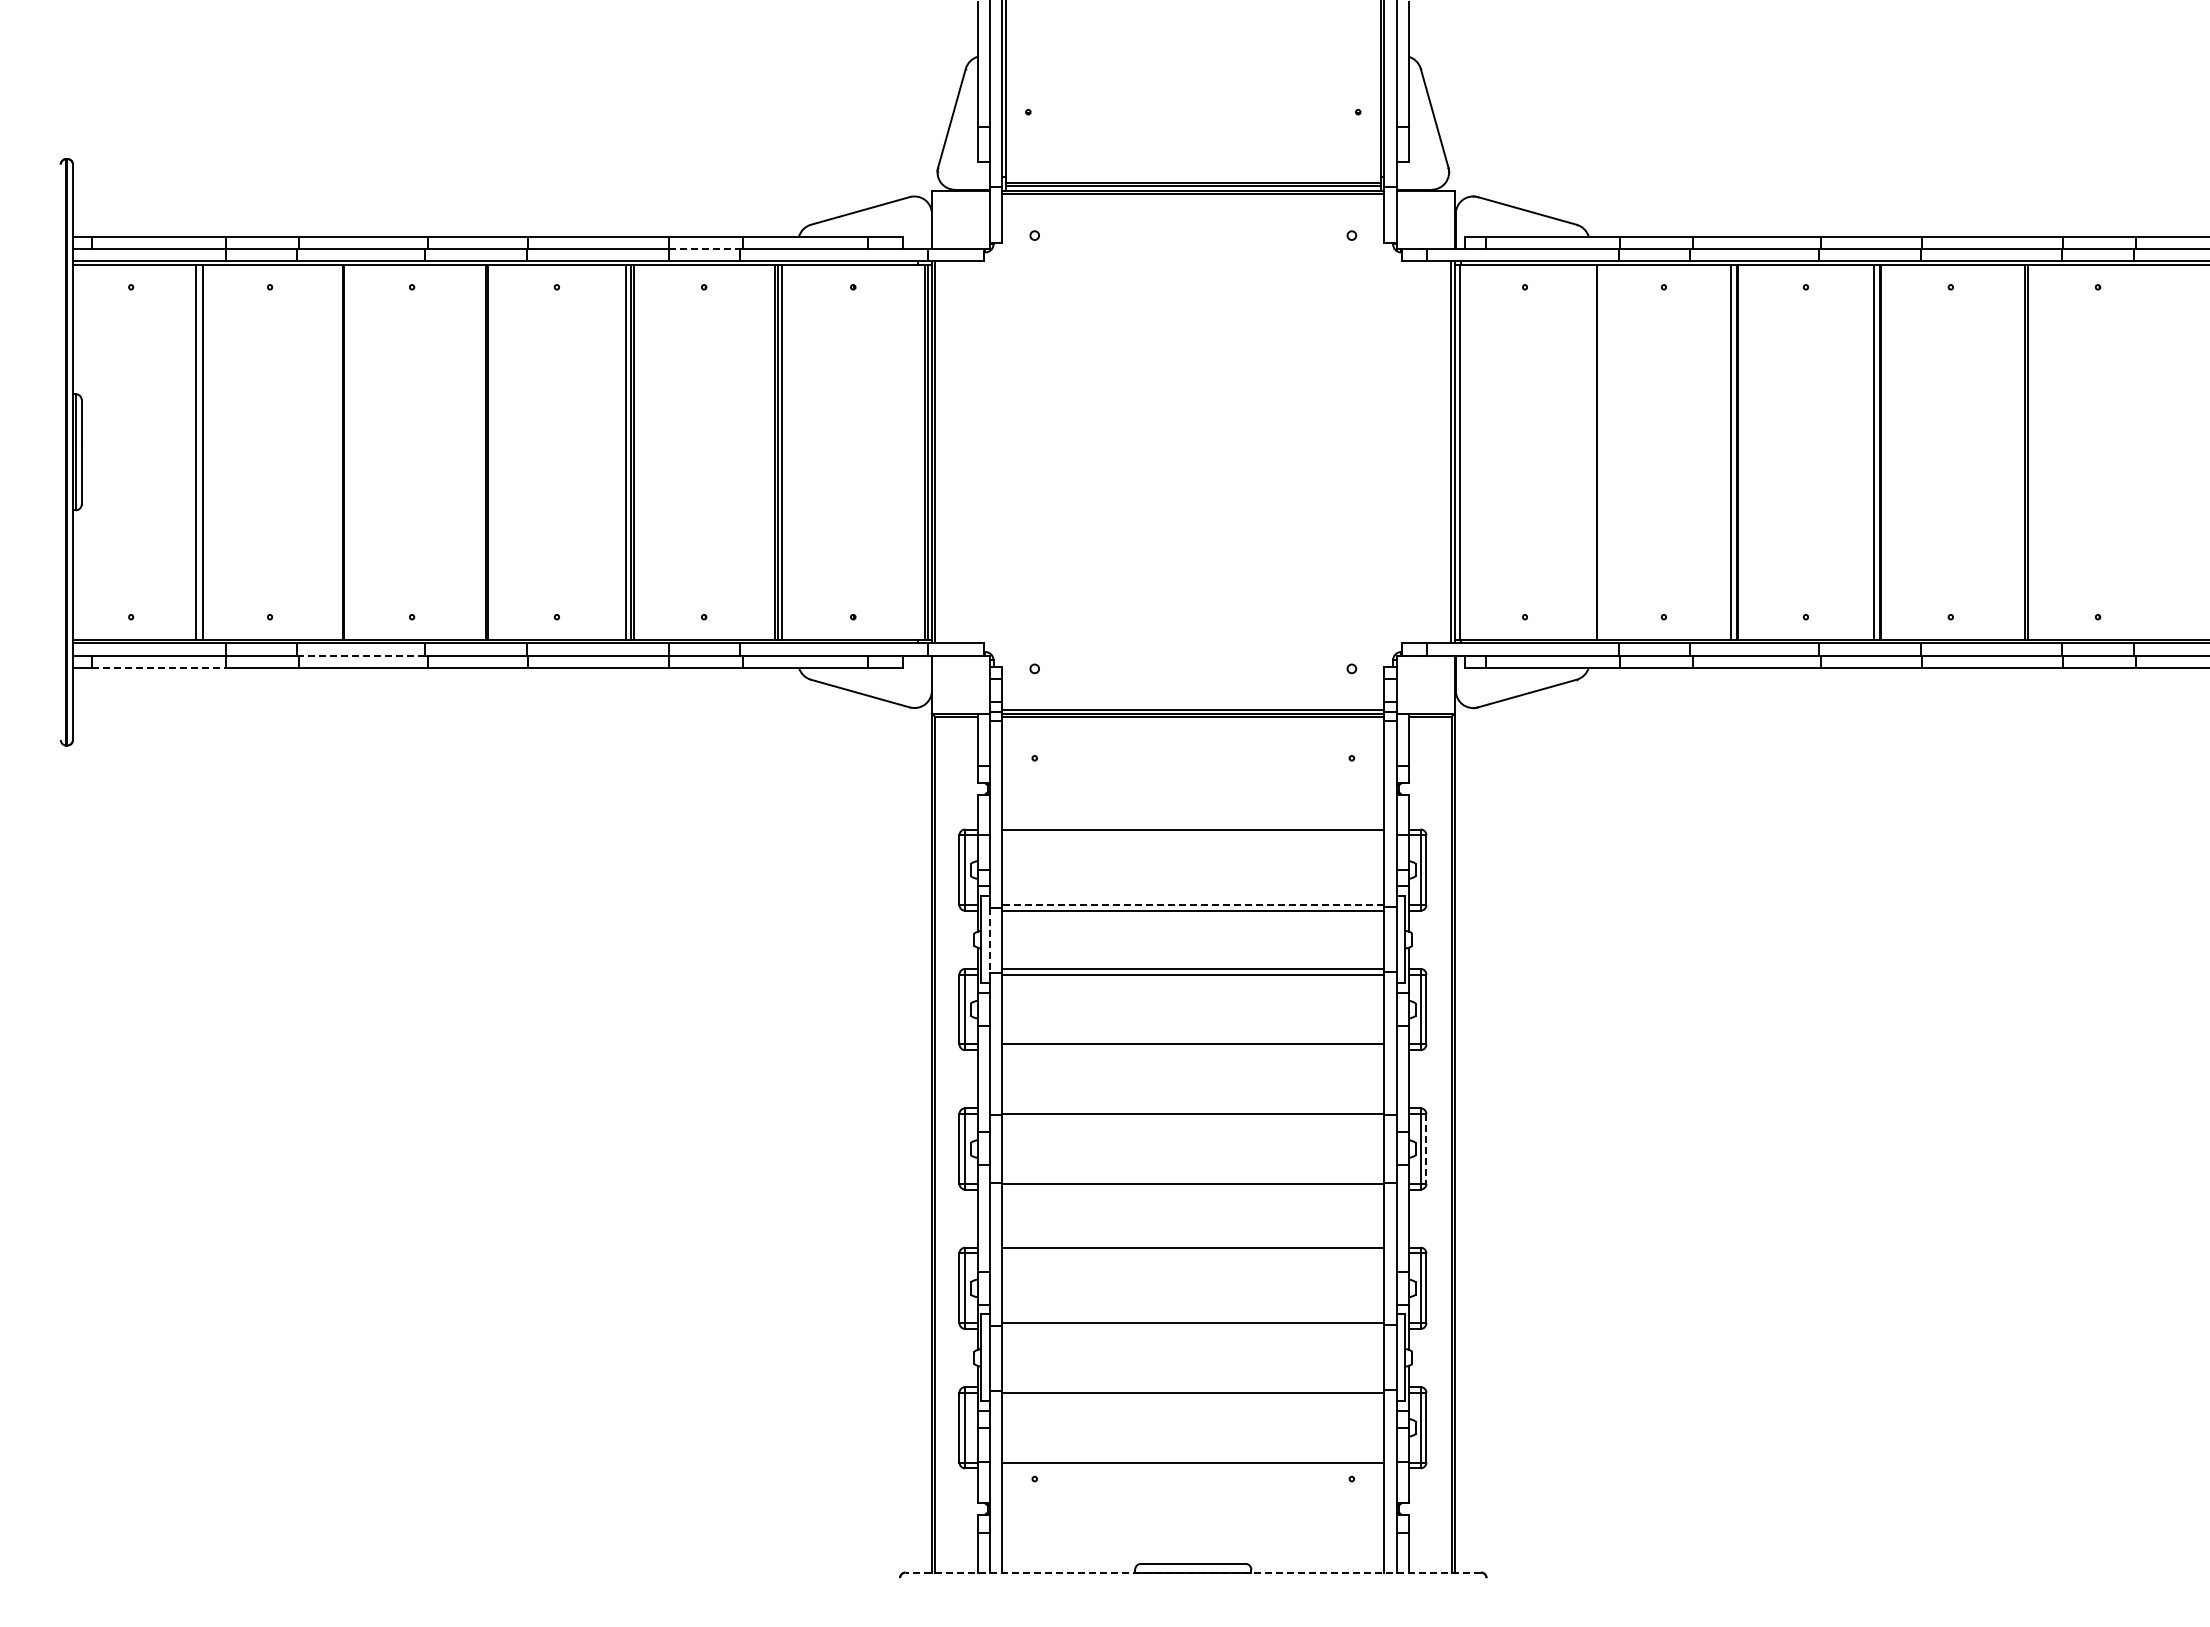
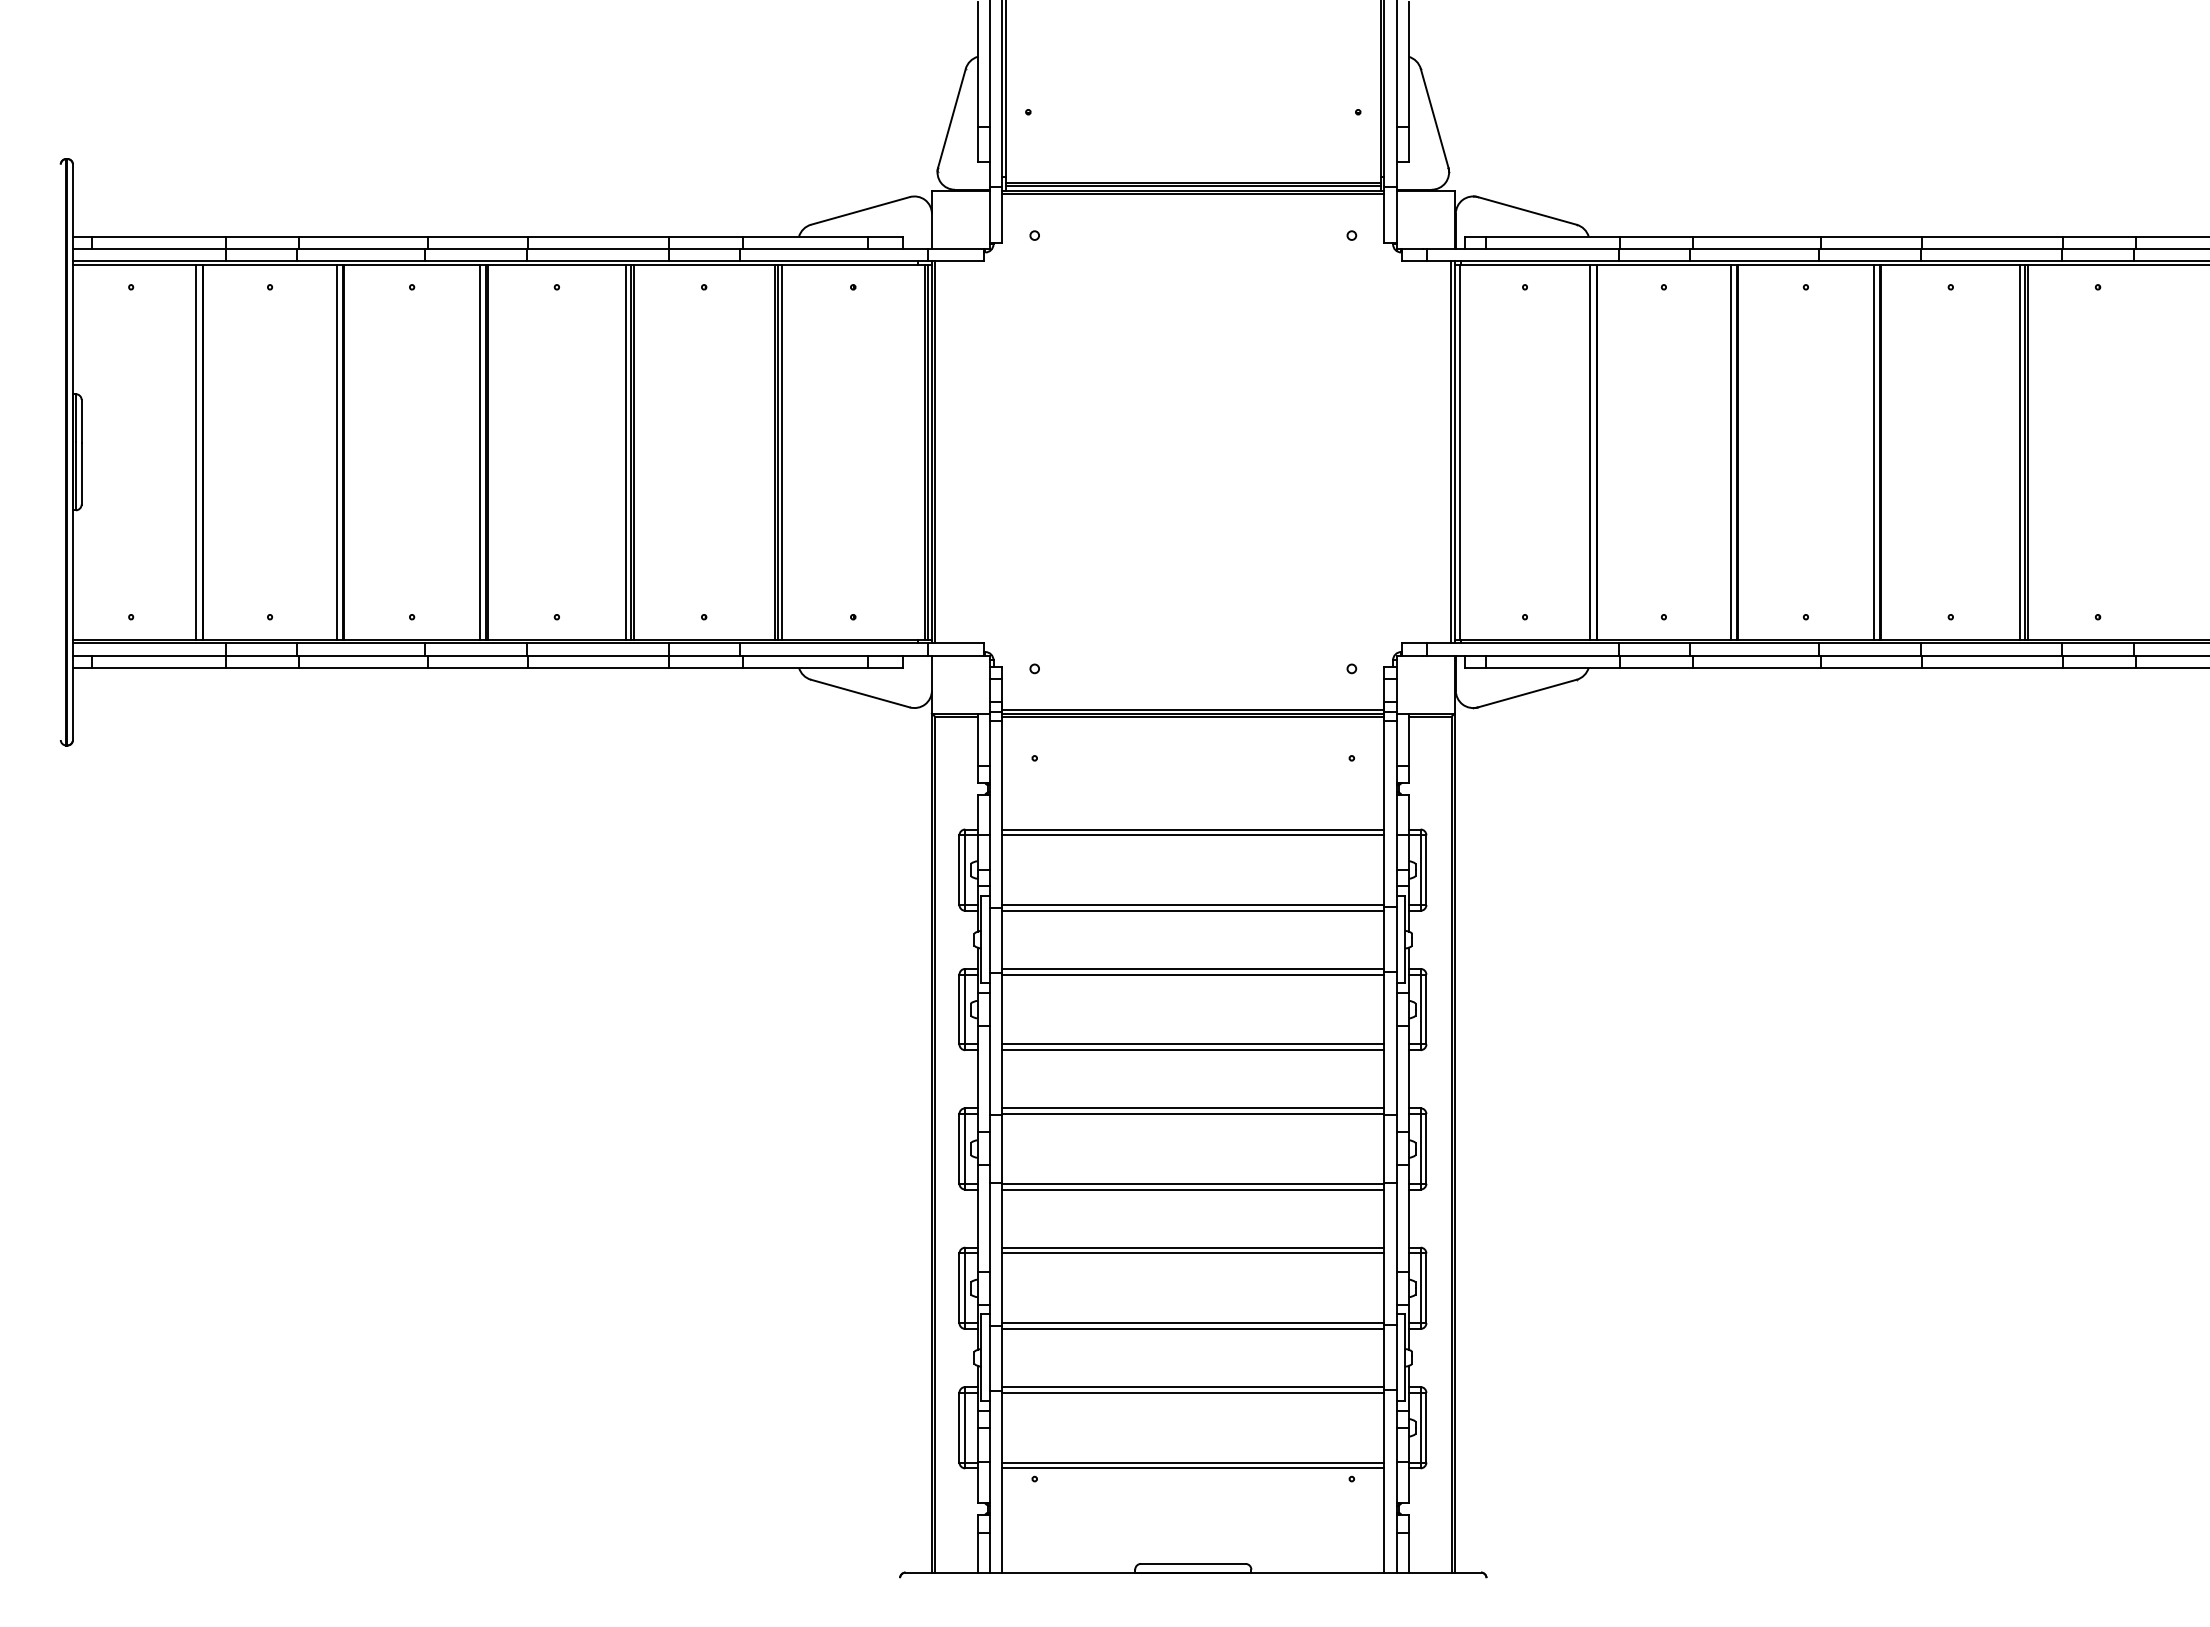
line: dashed -> solid (704, 248)
line: none -> present (336, 451)
line: none -> present (480, 451)
line: none -> present (1590, 451)
line: none -> present (2020, 451)
line: dashed -> solid (360, 655)
line: dashed -> solid (159, 667)
line: none -> present (1193, 835)
line: dashed -> solid (1192, 905)
line: dashed -> solid (990, 941)
line: none -> present (1193, 1050)
line: none -> present (1193, 1108)
line: dashed -> solid (1426, 1148)
line: none -> present (1193, 1189)
line: none -> present (1193, 1253)
line: none -> present (1193, 1328)
line: none -> present (1193, 1387)
line: none -> present (1193, 1468)
line: dashed -> solid (1193, 1572)
